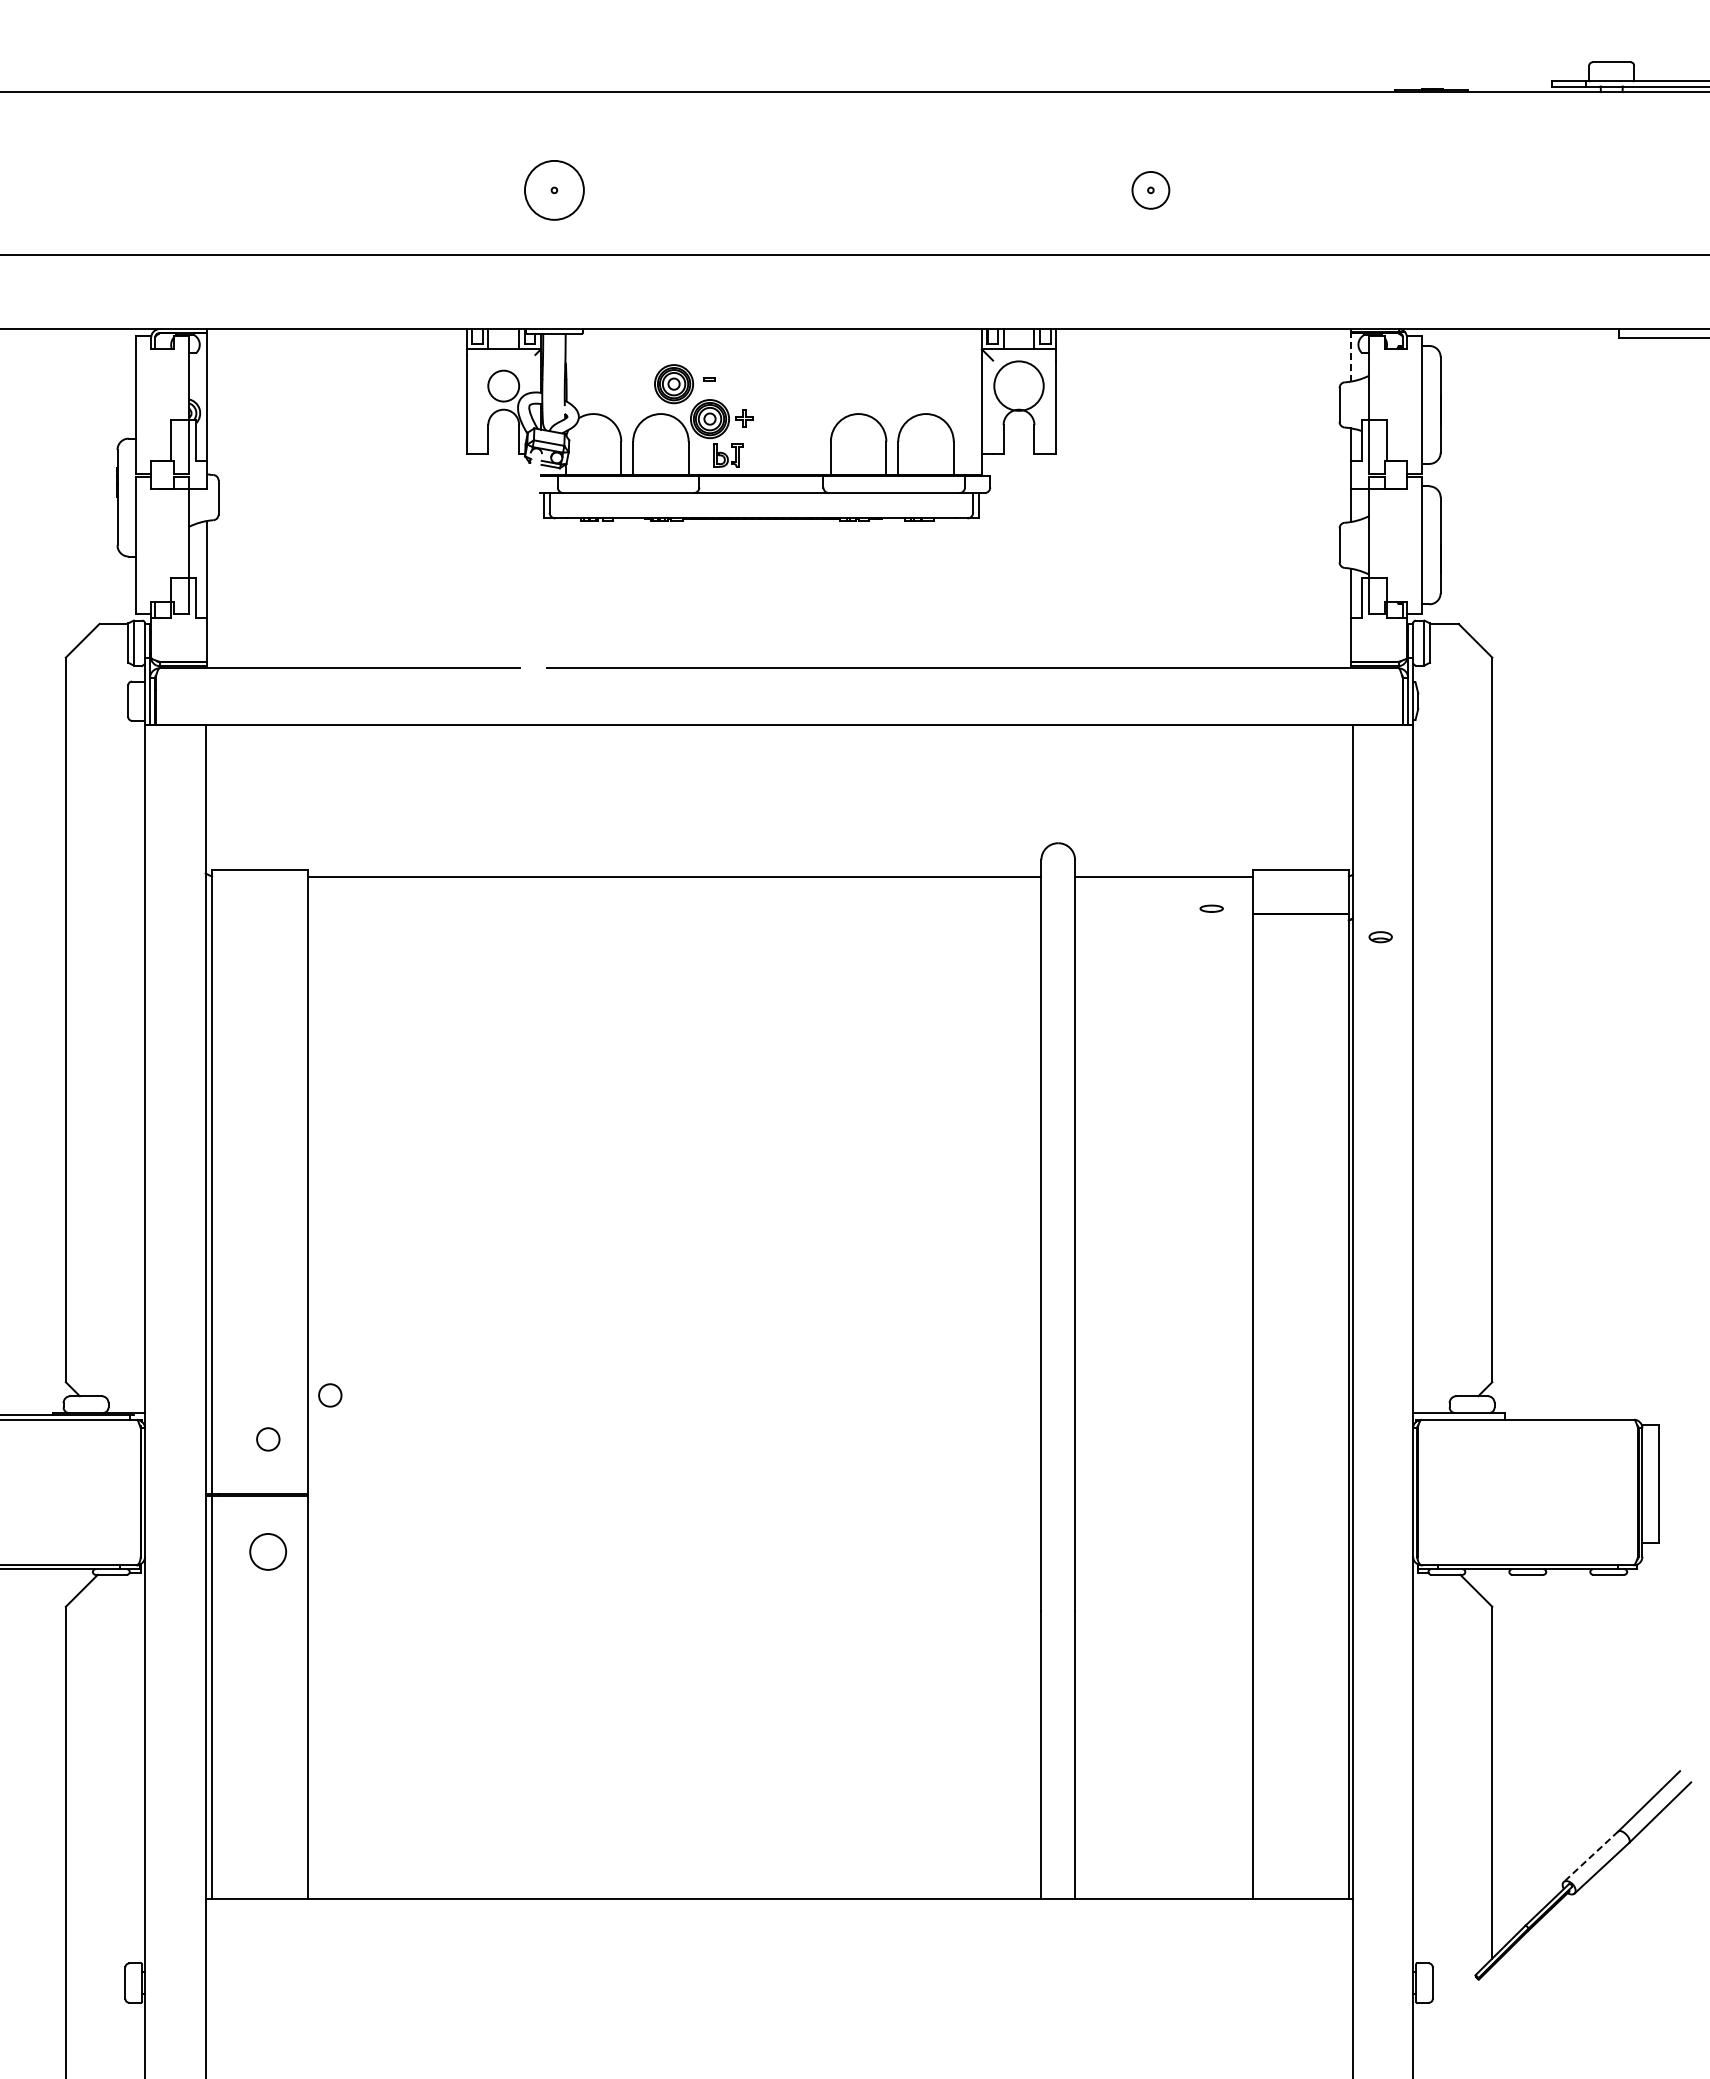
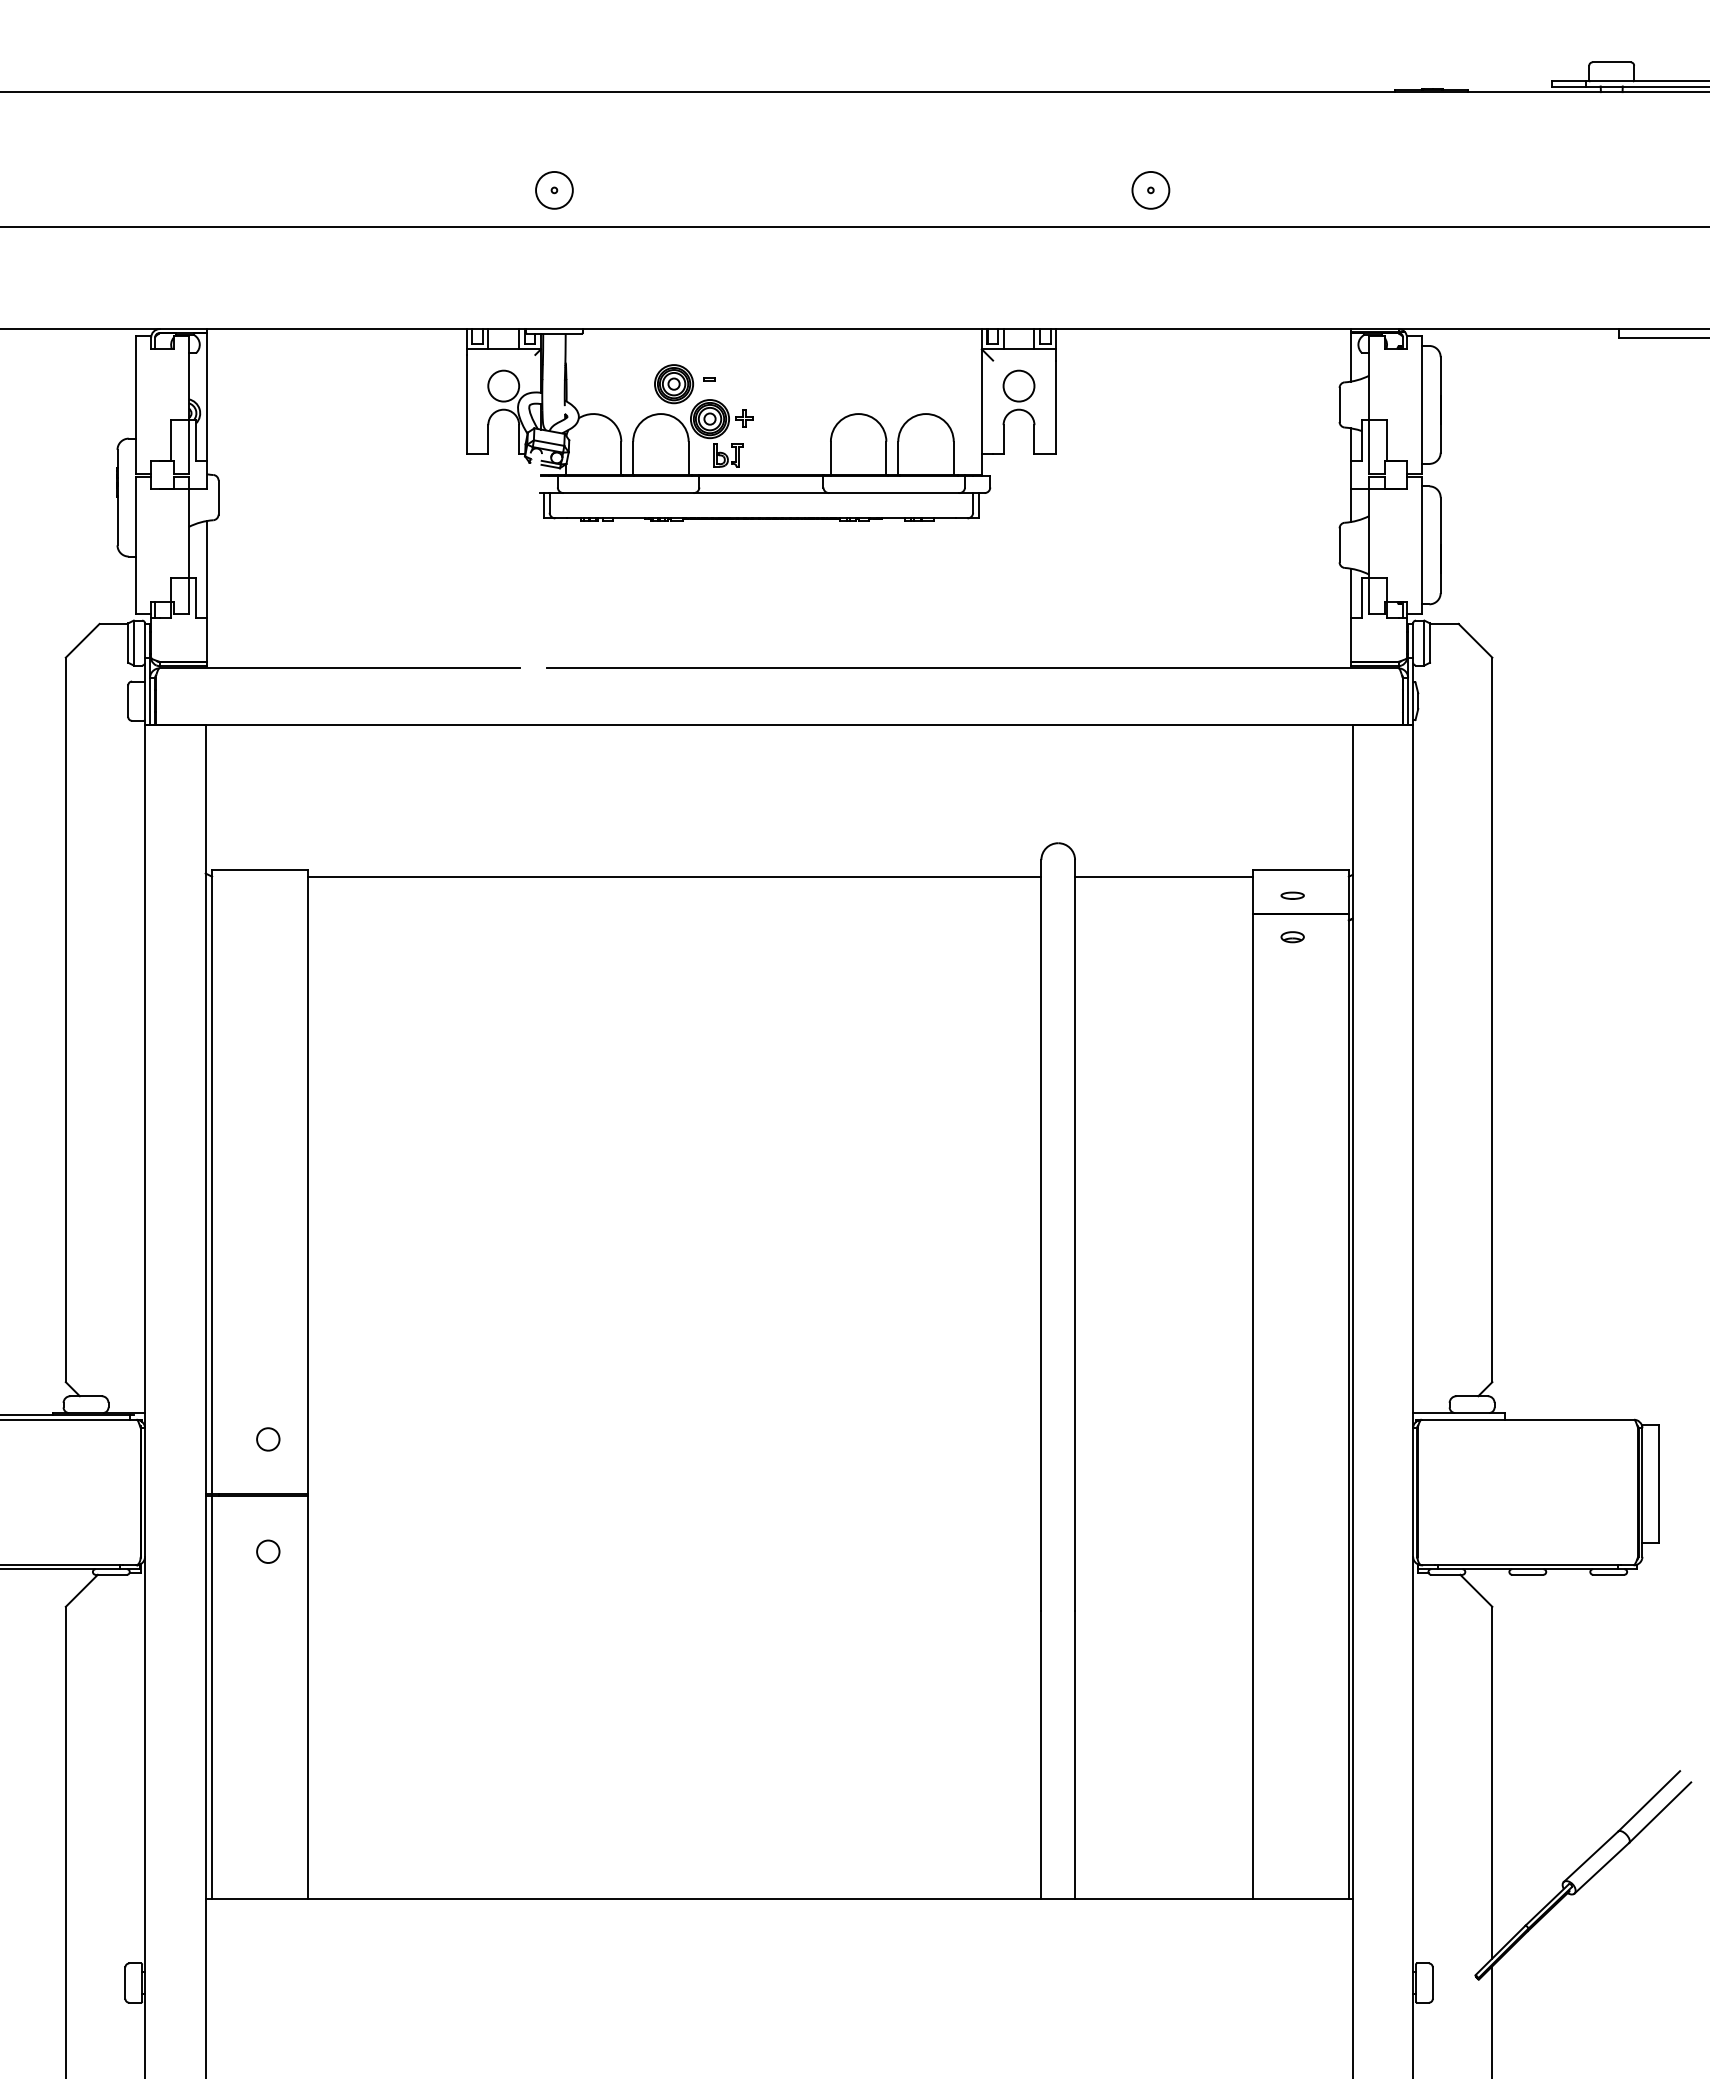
circle diameter: 59 px -> 37 px (554, 189)
line position: (854, 254) -> (854, 226) (854, 226)
line: dashed -> solid (1350, 357)
circle diameter: 49 px -> 31 px (1018, 385)
part position: (1211, 908) -> (1292, 895) (1292, 895)
part position: (1380, 937) -> (1292, 937) (1292, 937)
part: present -> none (330, 1395)
part size: 38x38 px -> 25x25 px (268, 1551)
line: dashed -> solid (1590, 1857)
line: none -> present (1492, 2020)
